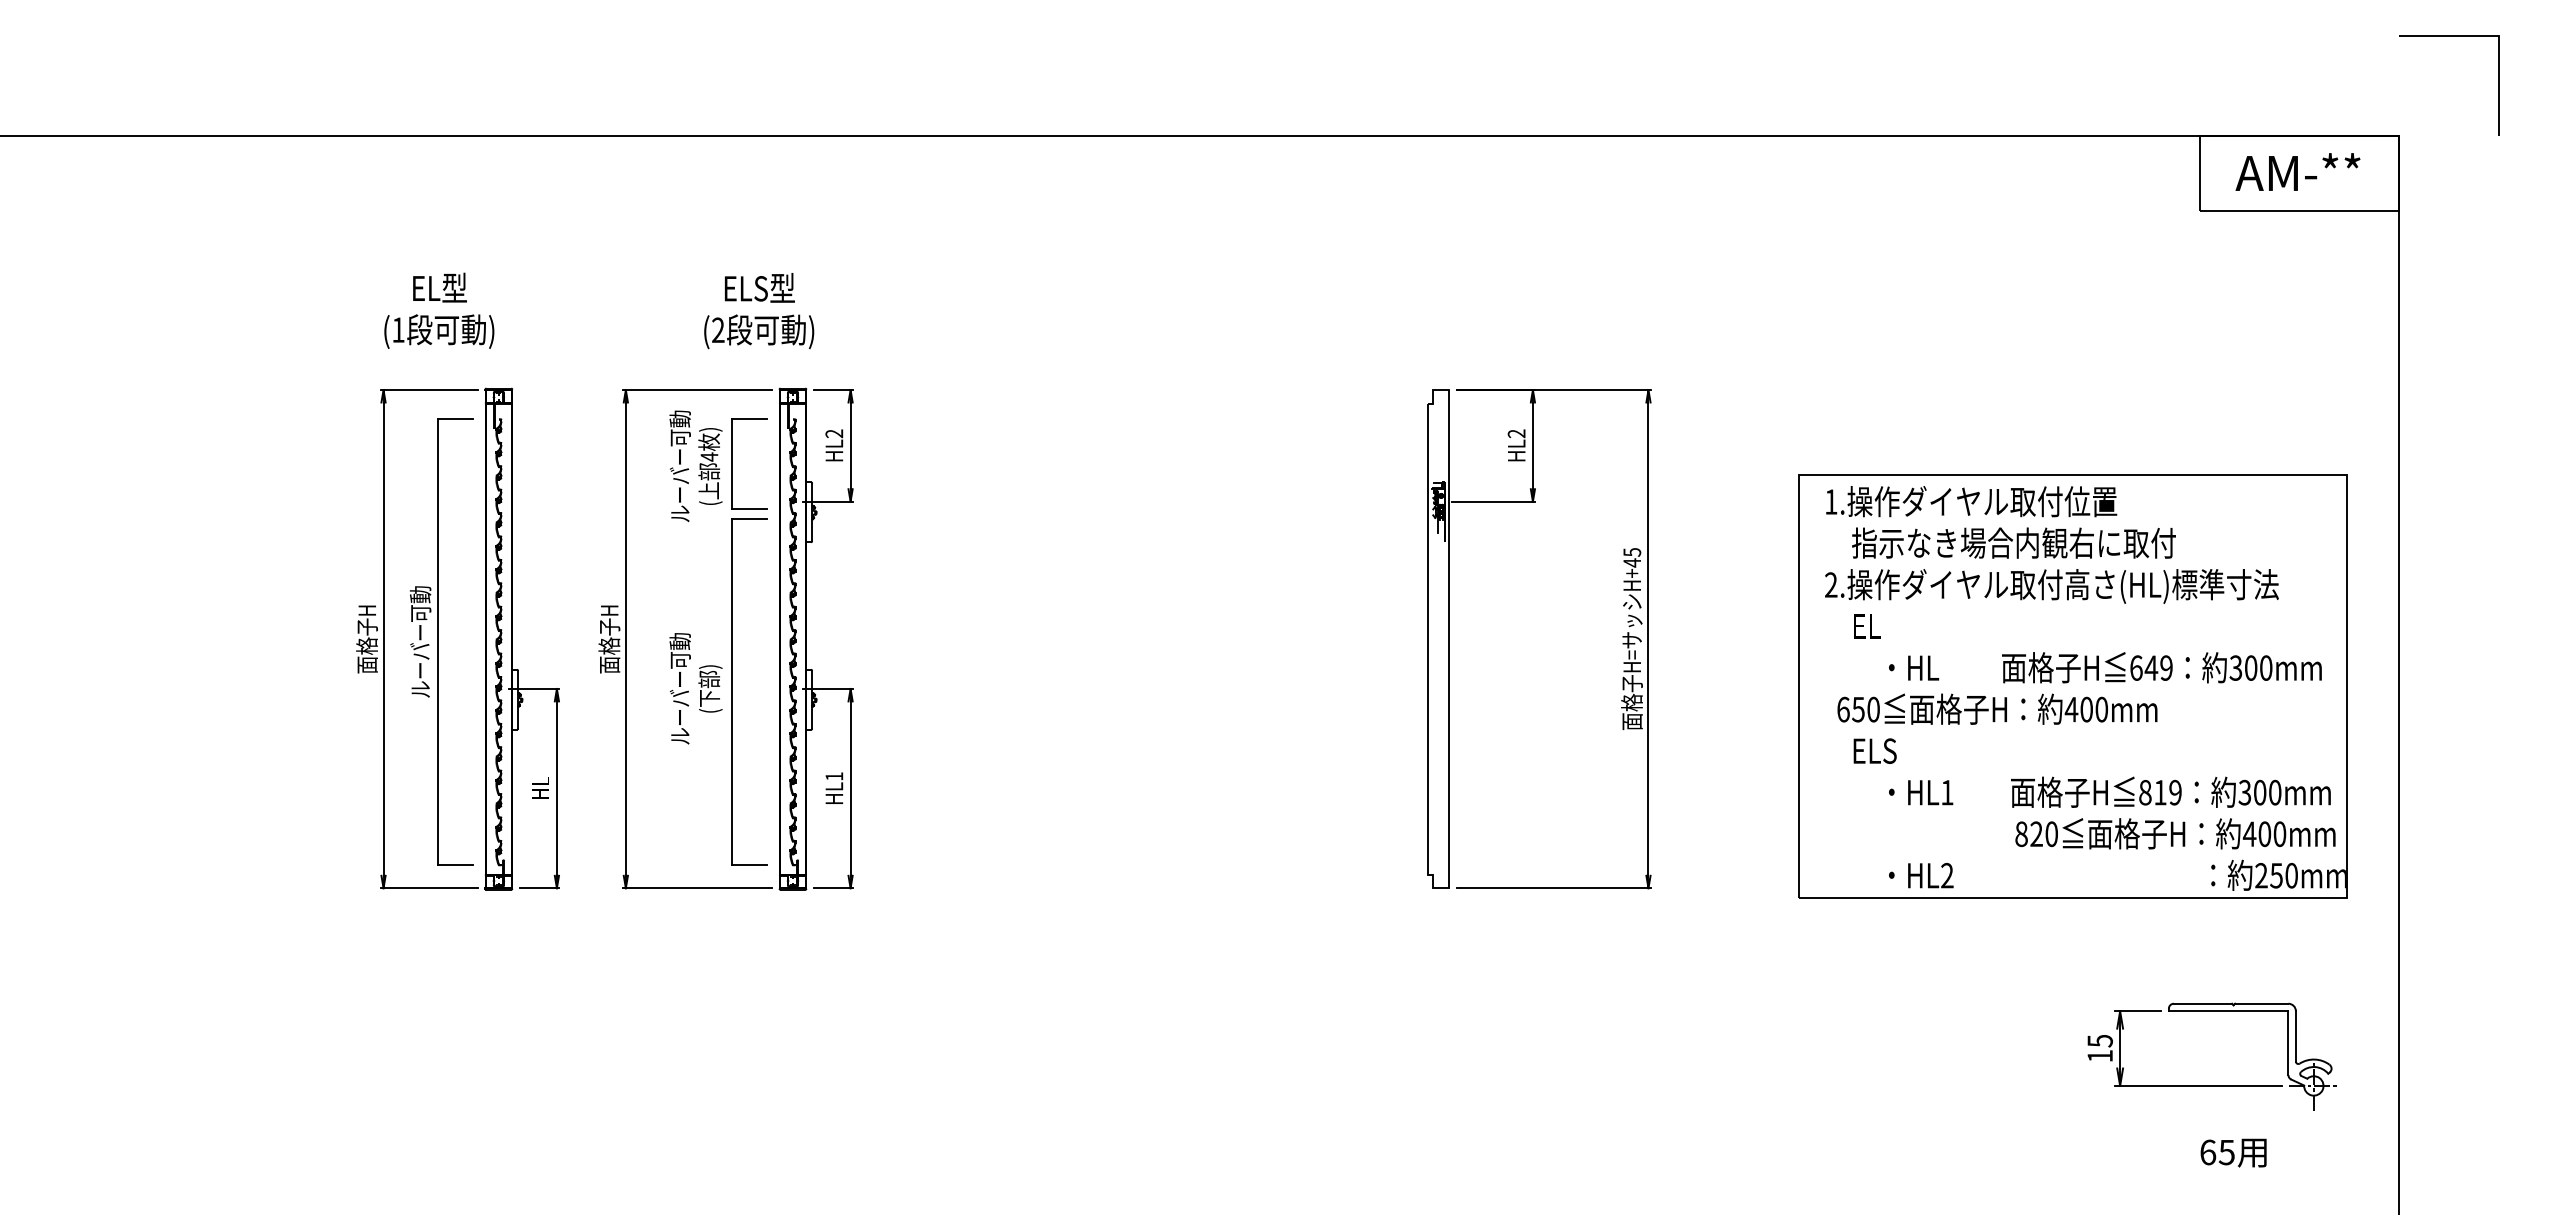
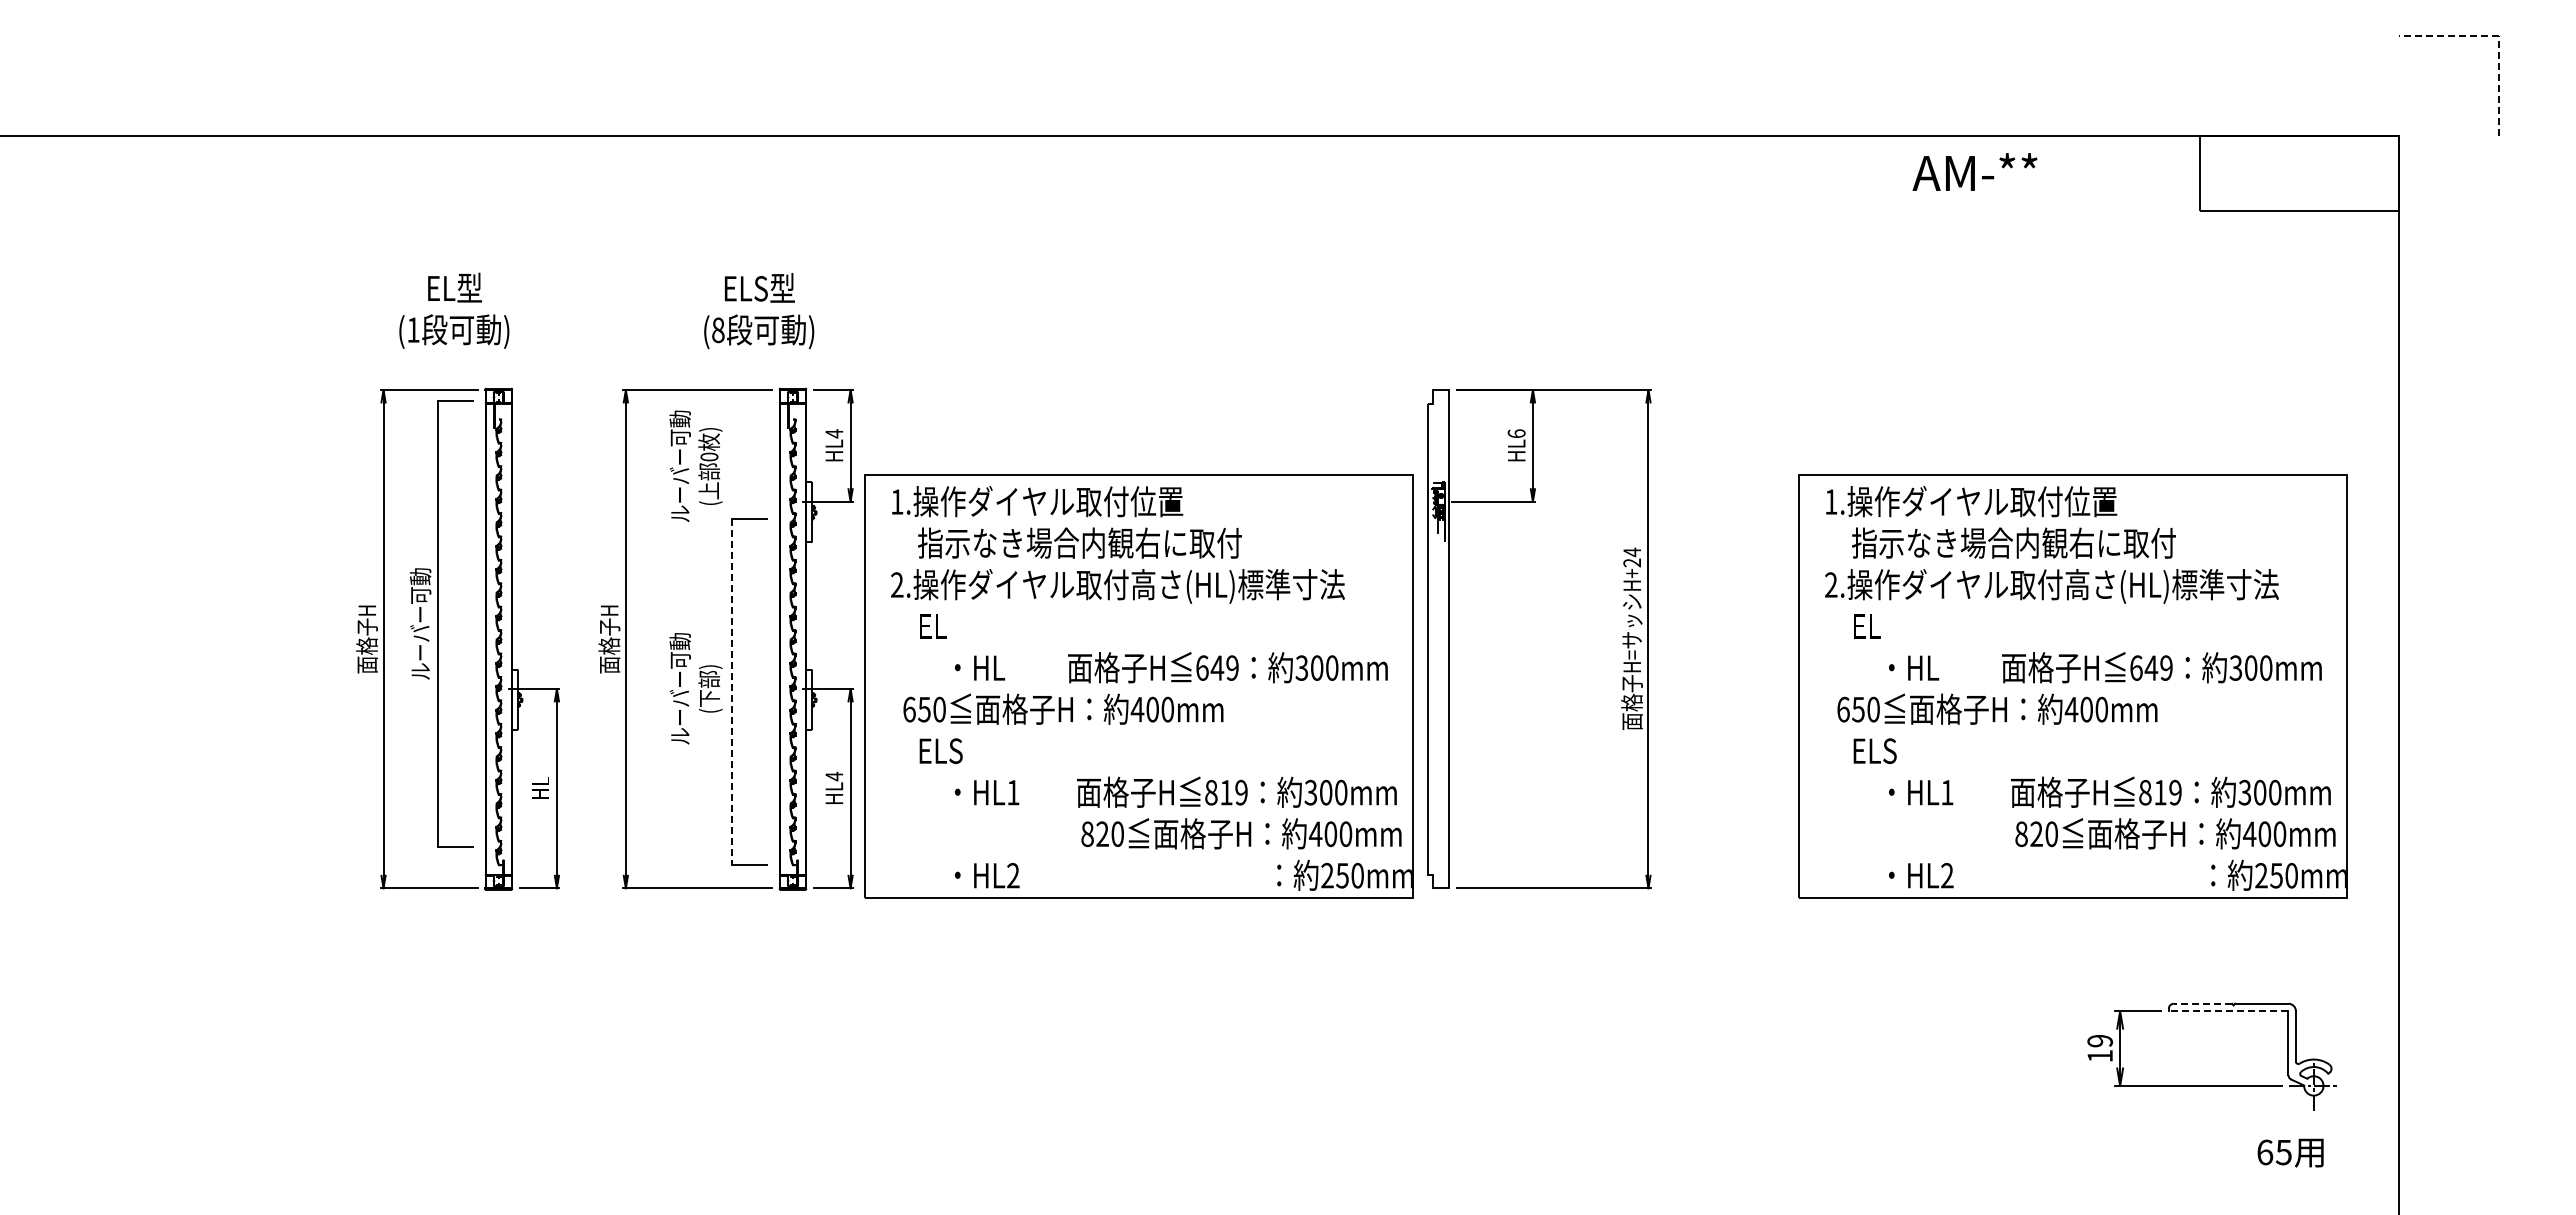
line: solid -> dashed (2498, 36)
text position: (2297, 171) -> (1974, 171) (1974, 171)
text position: (439, 310) -> (454, 310) (454, 310)
text: (2 -> (8 (718, 330)
text: HL2 -> HL4 (834, 433)
text: HL2 -> HL6 (1516, 433)
text: 4 -> 0 (709, 456)
part: present -> none (732, 463)
text: H+45 -> H+24 (1632, 557)
part position: (441, 641) -> (441, 623) (441, 623)
part: none -> present (1138, 686)
line: solid -> dashed (732, 692)
text: HL1 -> HL4 (834, 776)
line: solid -> dashed (2202, 1003)
line: solid -> dashed (2228, 1011)
text: 15 -> 19 (2099, 1041)
text position: (2233, 1152) -> (2290, 1152) (2290, 1152)
